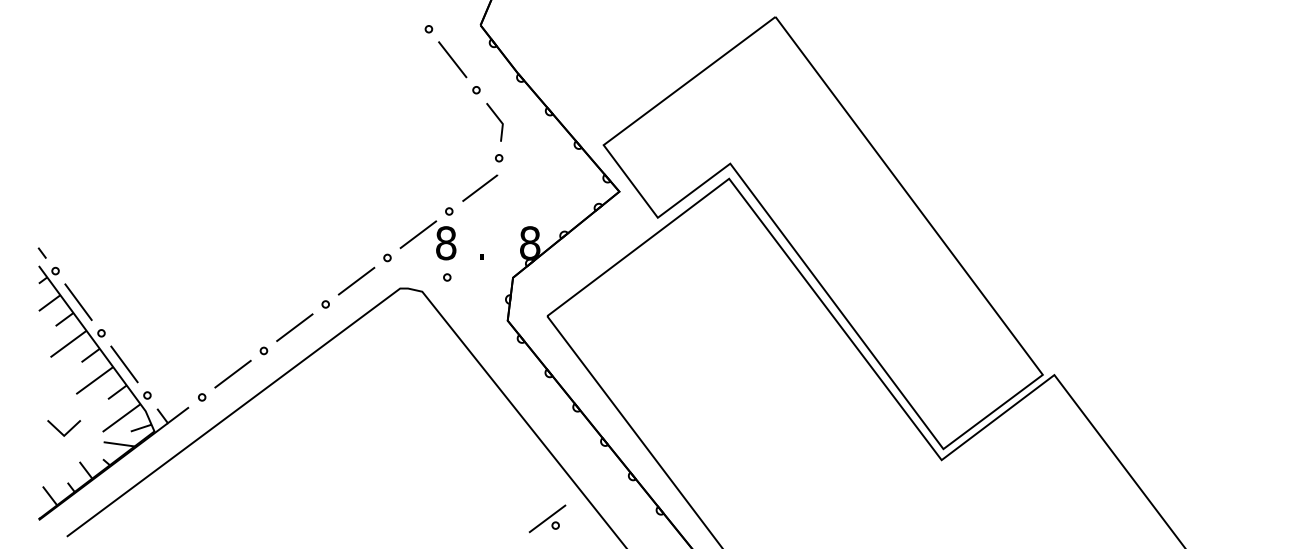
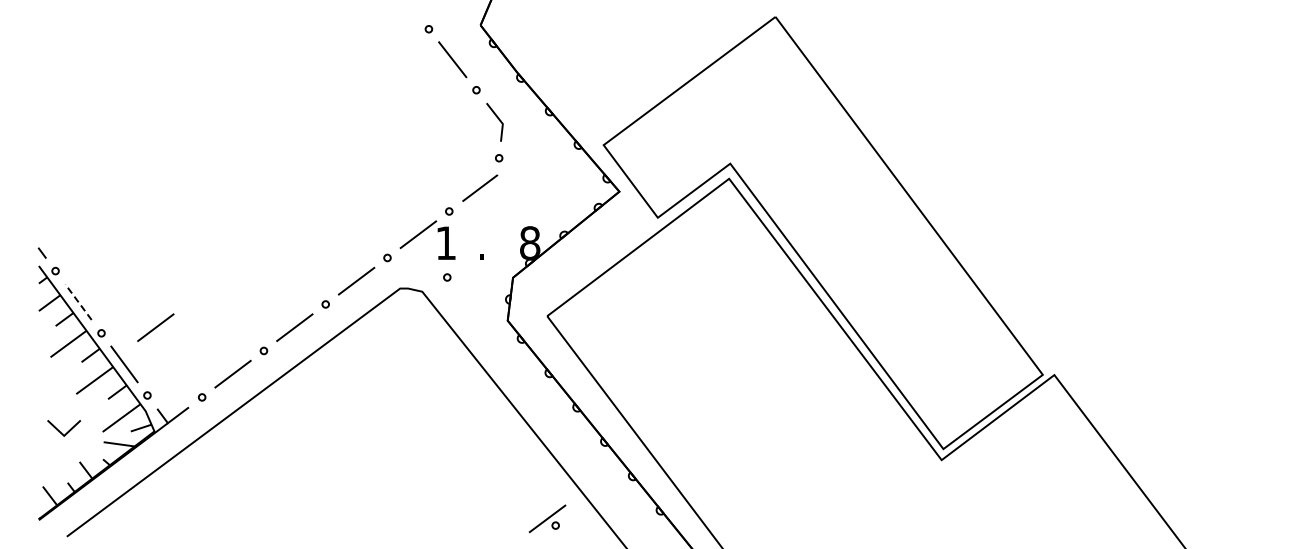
text: 8 -> 1 (446, 243)
line: solid -> dashed (78, 301)
line: none -> present (155, 327)
